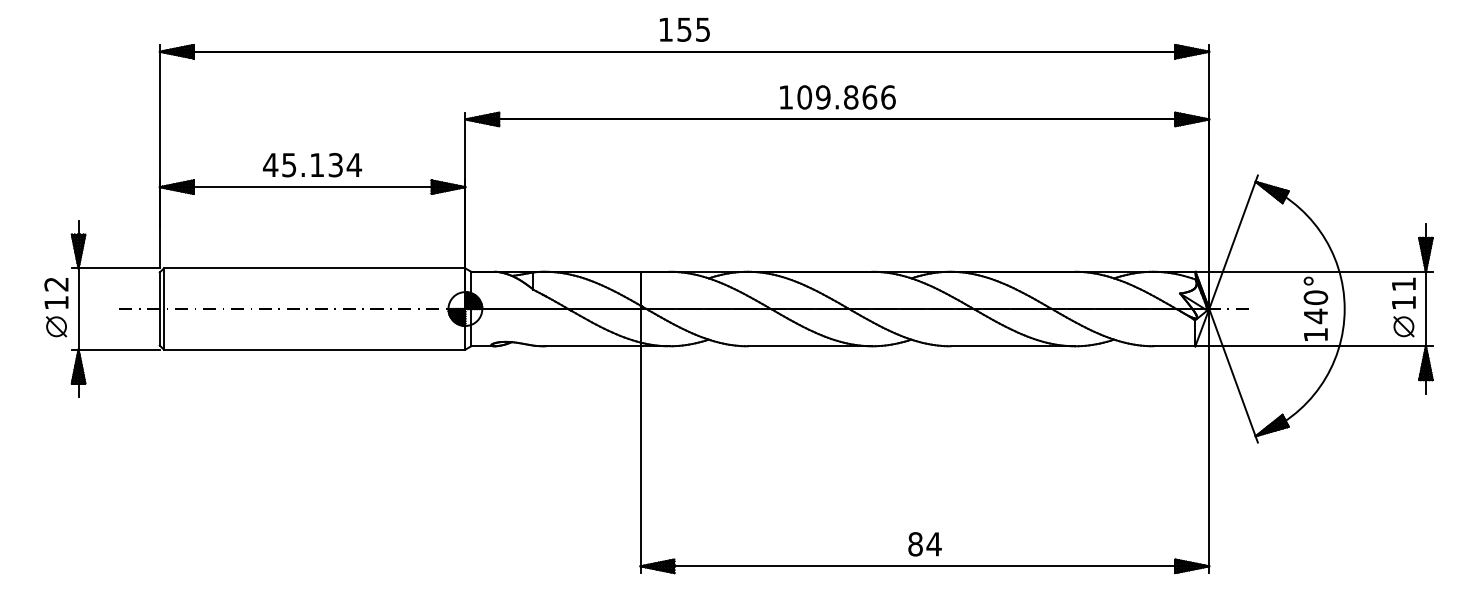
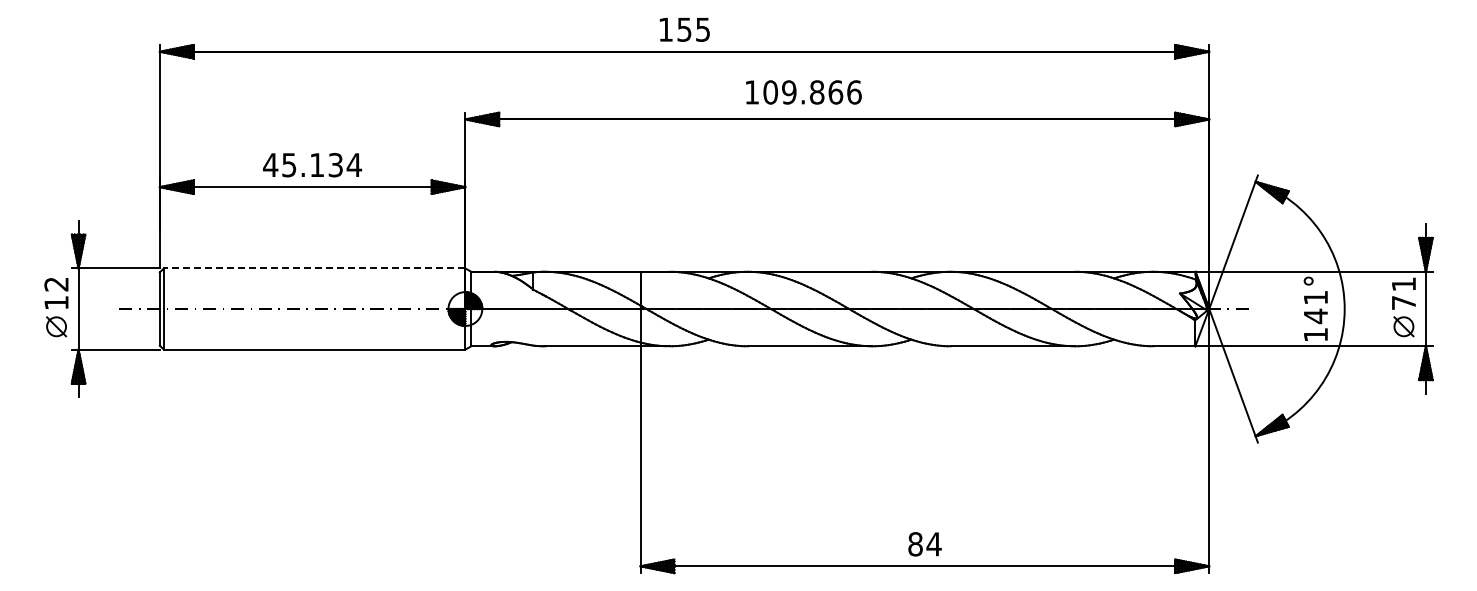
text position: (837, 97) -> (803, 92) (803, 92)
line: solid -> dashed (314, 268)
text: 140° -> 141° (1315, 297)
text: 11 -> 71 (1403, 302)
